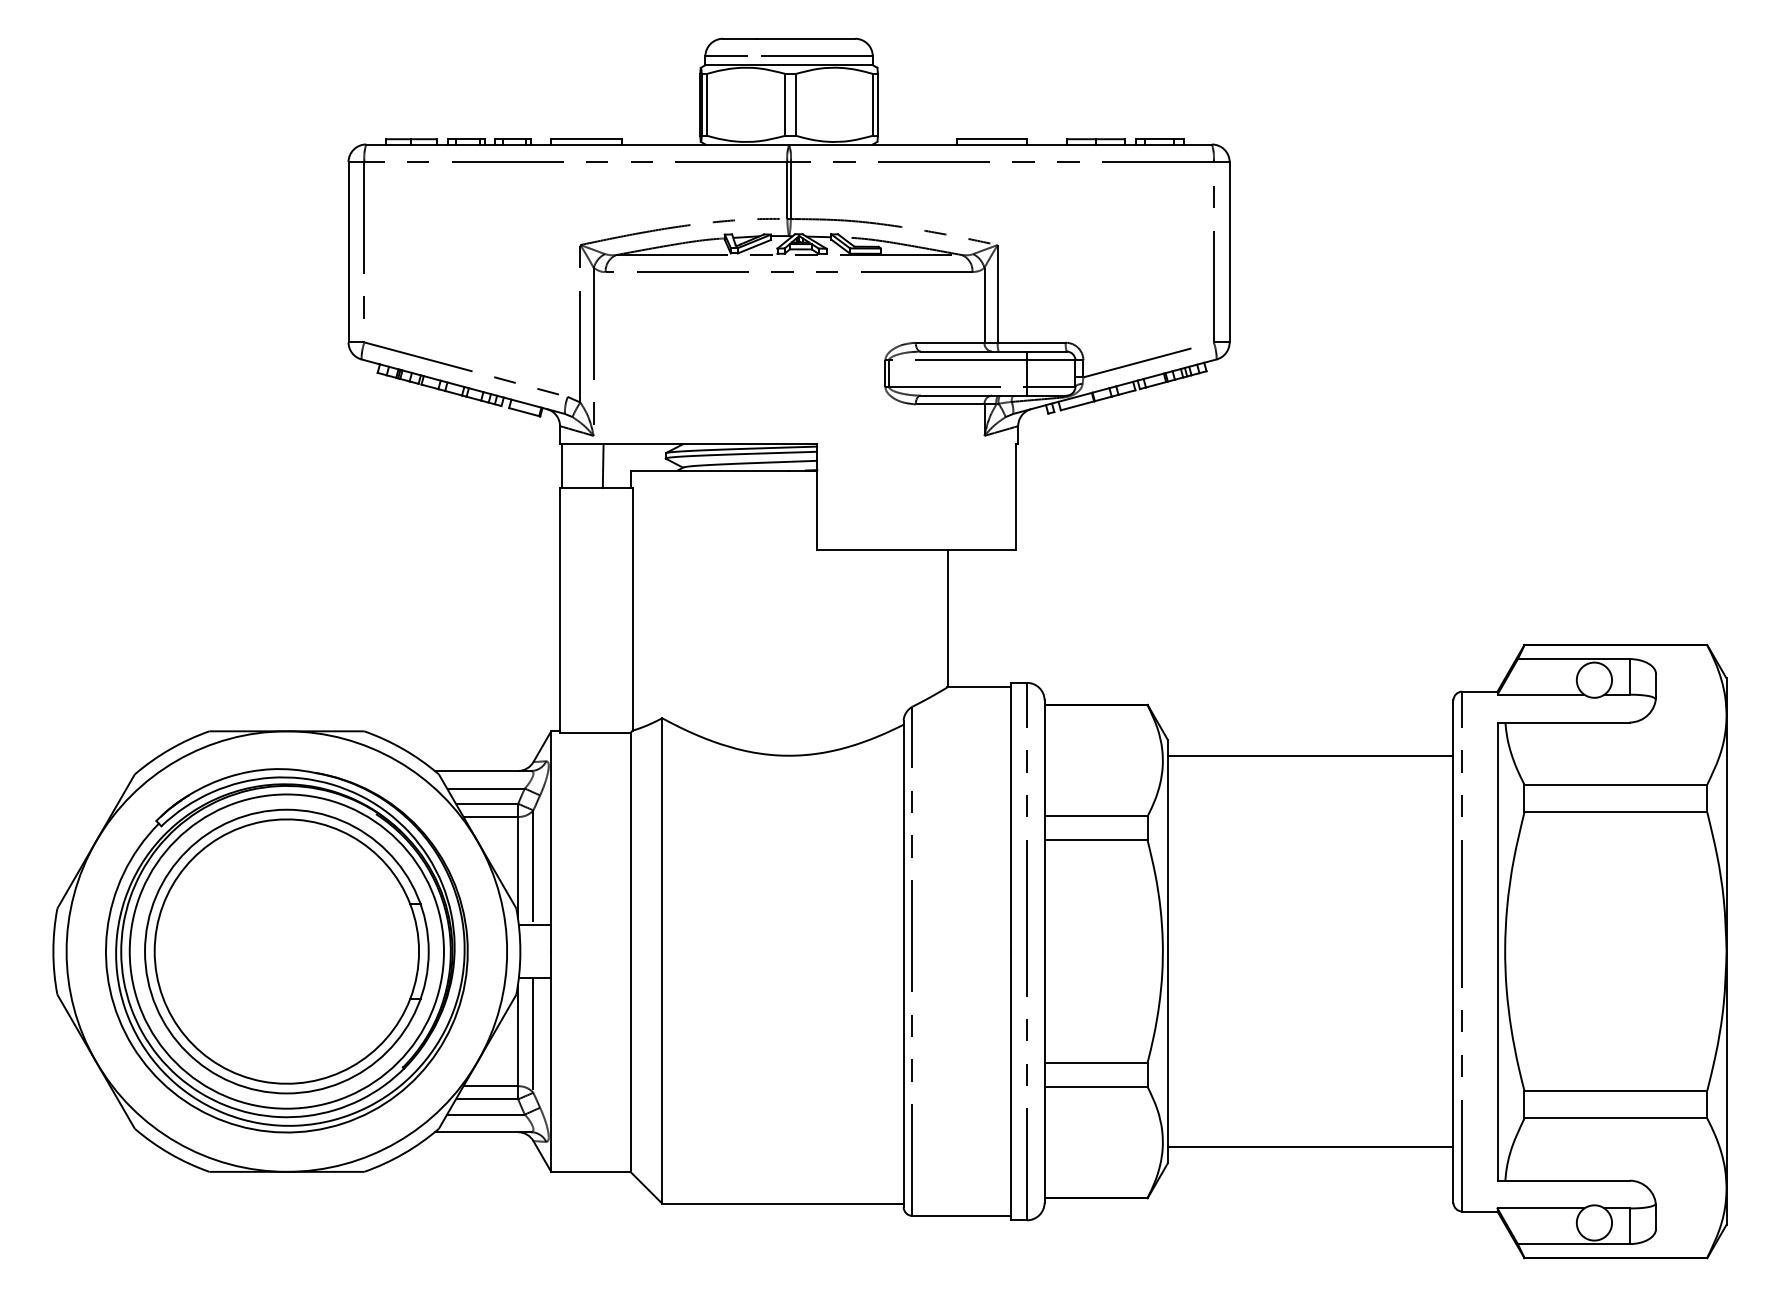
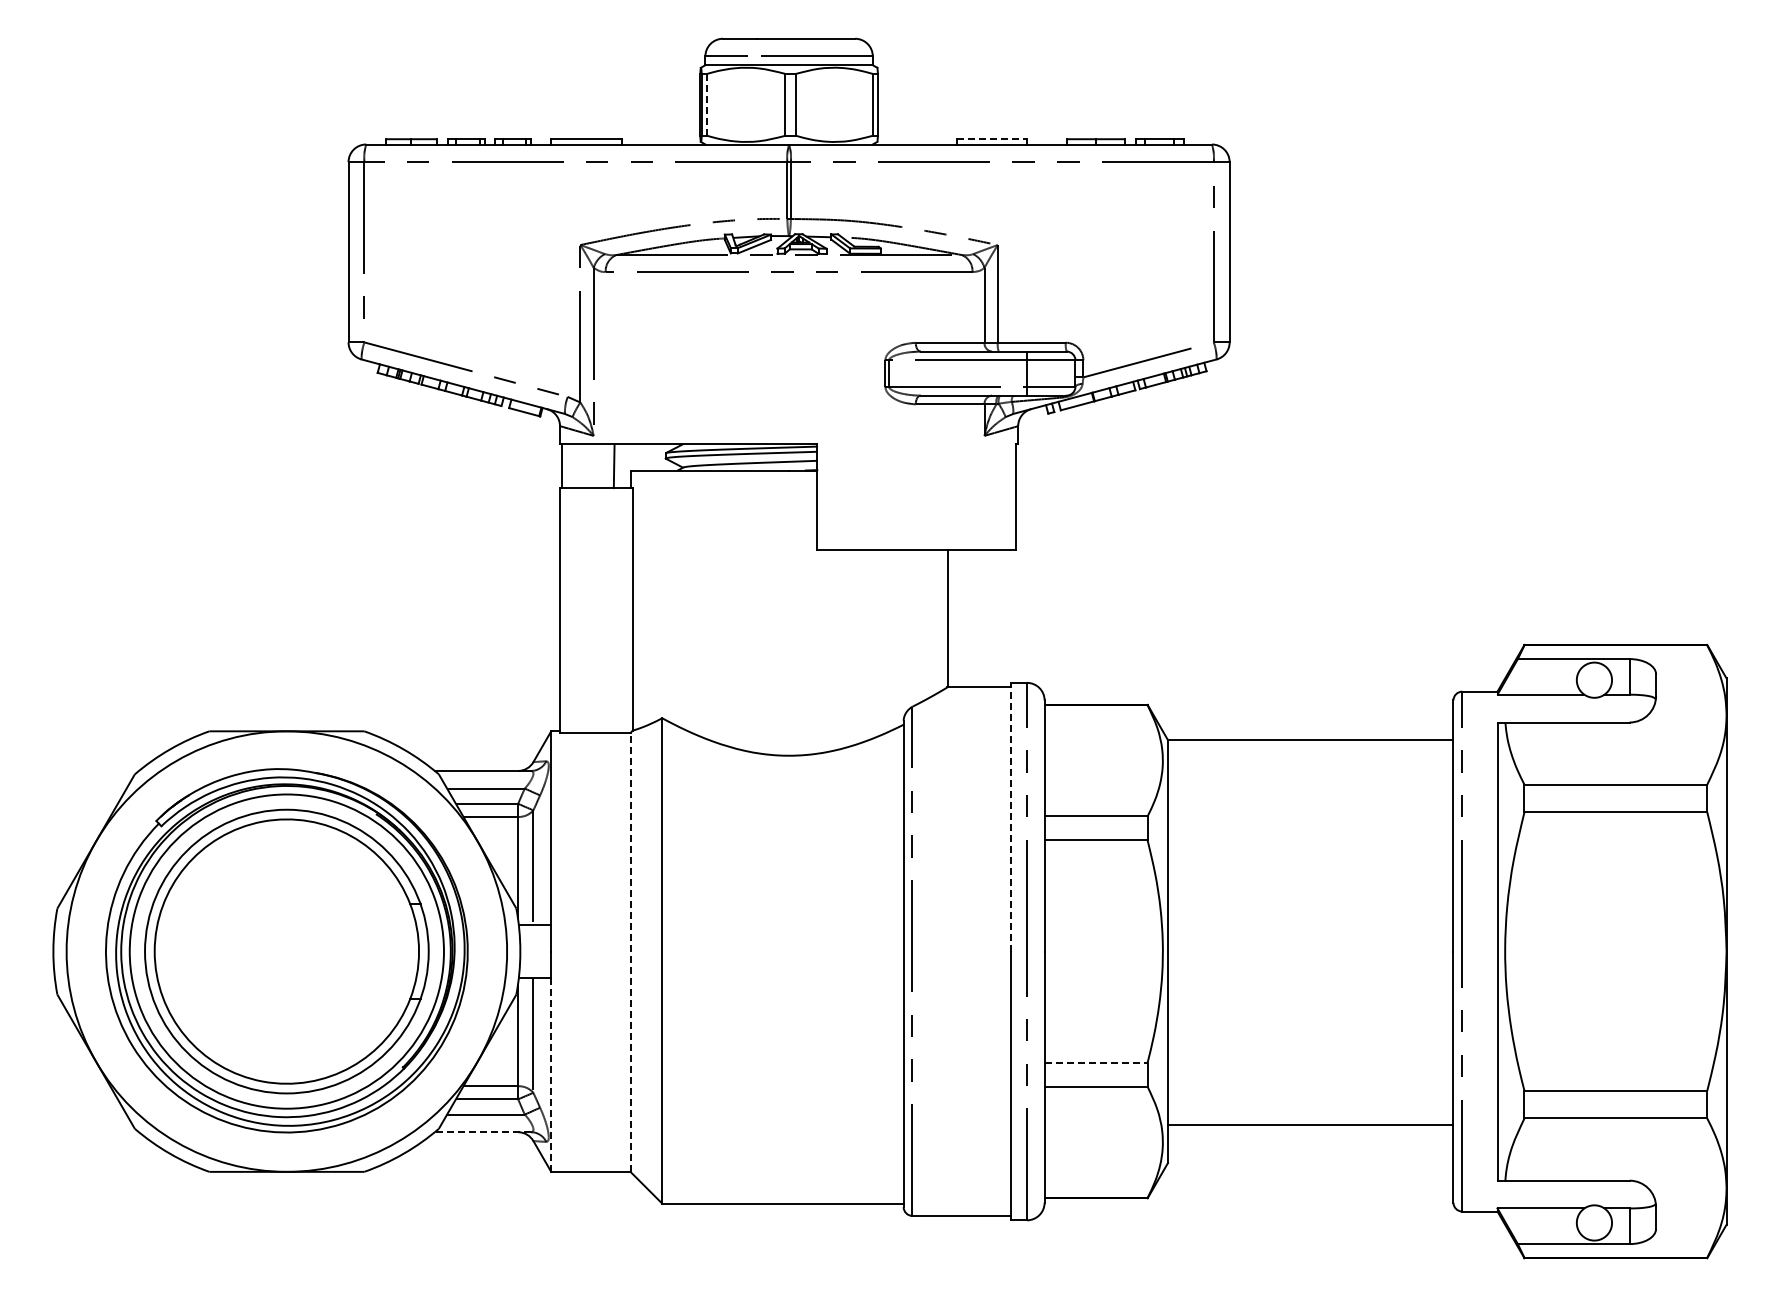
line: solid -> dashed (707, 104)
line: solid -> dashed (992, 139)
line position: (602, 466) -> (613, 466) (613, 466)
line position: (1310, 755) -> (1310, 739) (1310, 739)
line: solid -> dashed (1011, 816)
line: solid -> dashed (630, 951)
line: solid -> dashed (1096, 1062)
line: solid -> dashed (551, 1074)
line: solid -> dashed (482, 1132)
line position: (1310, 1147) -> (1310, 1125) (1310, 1125)
